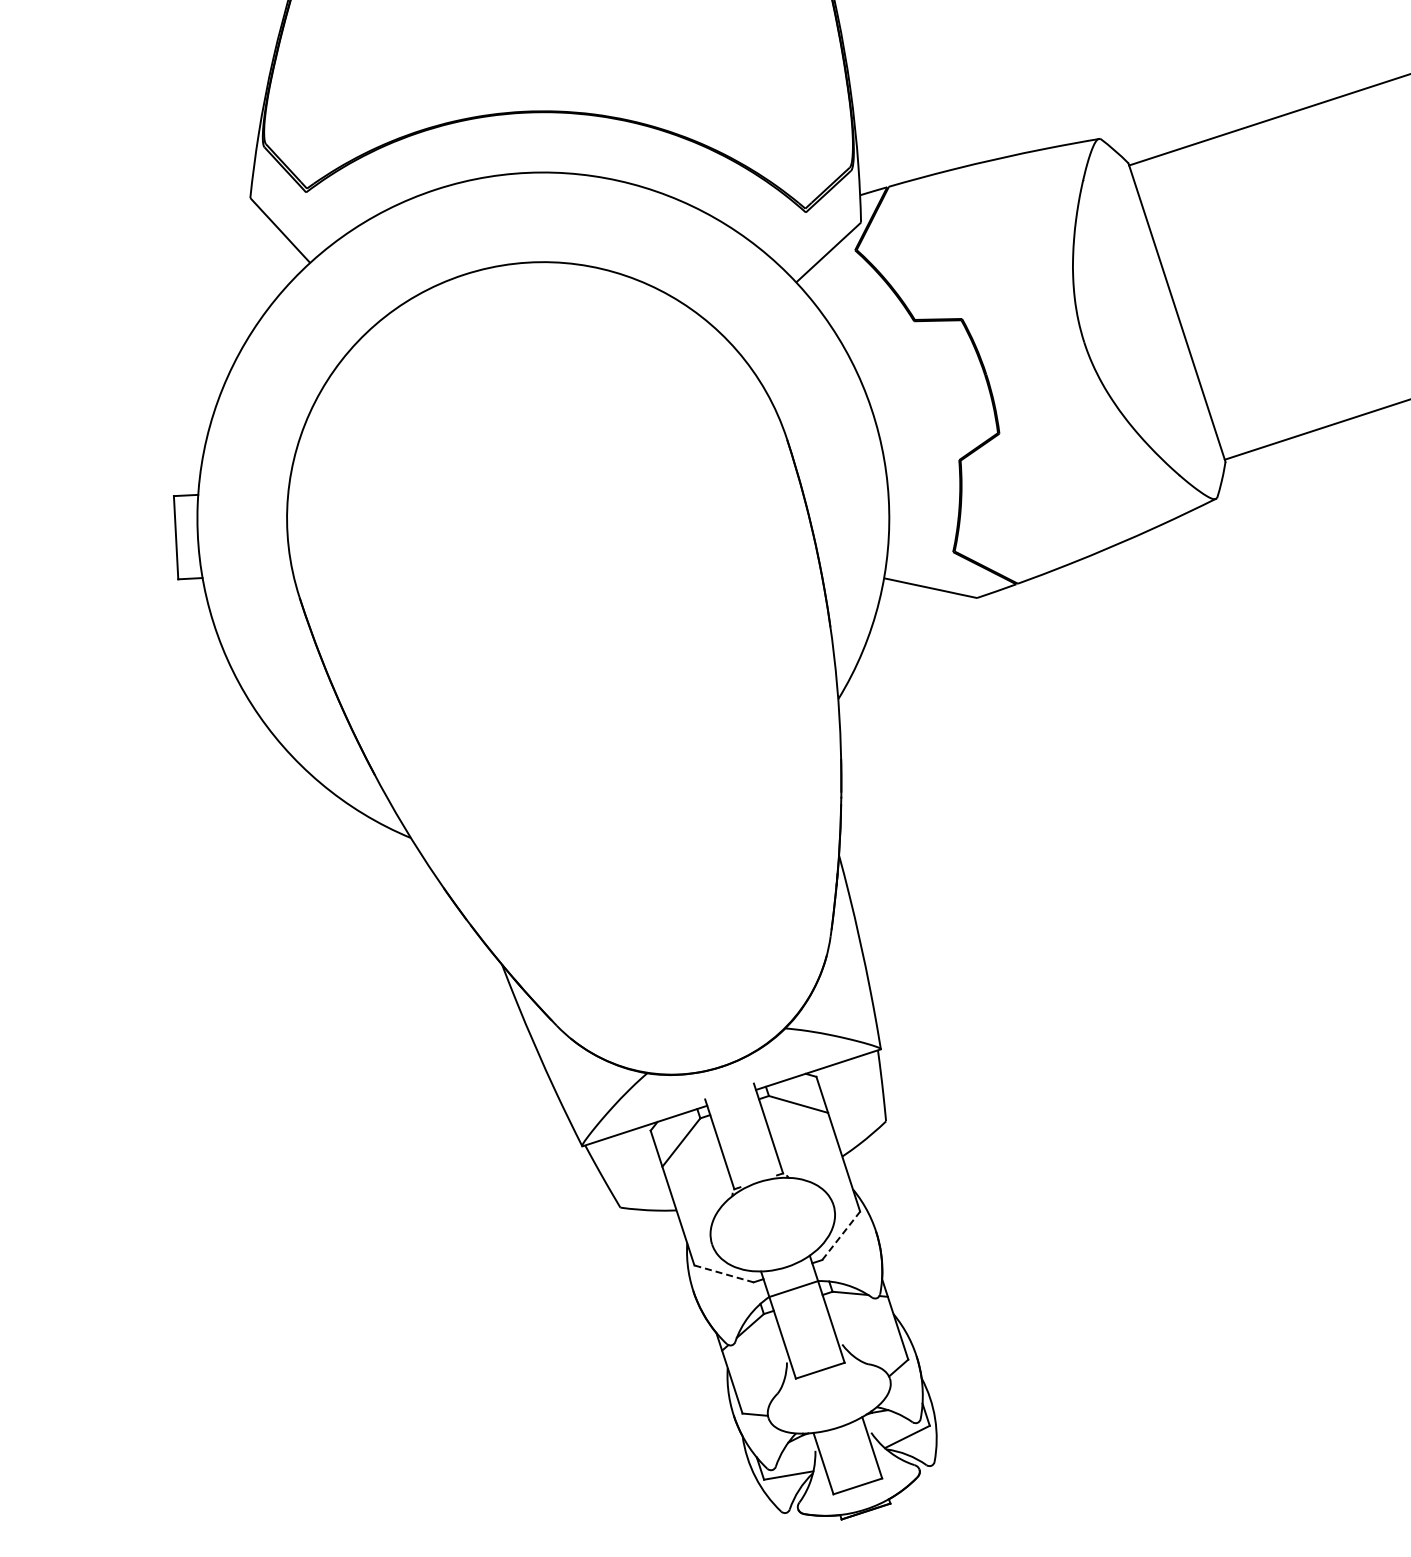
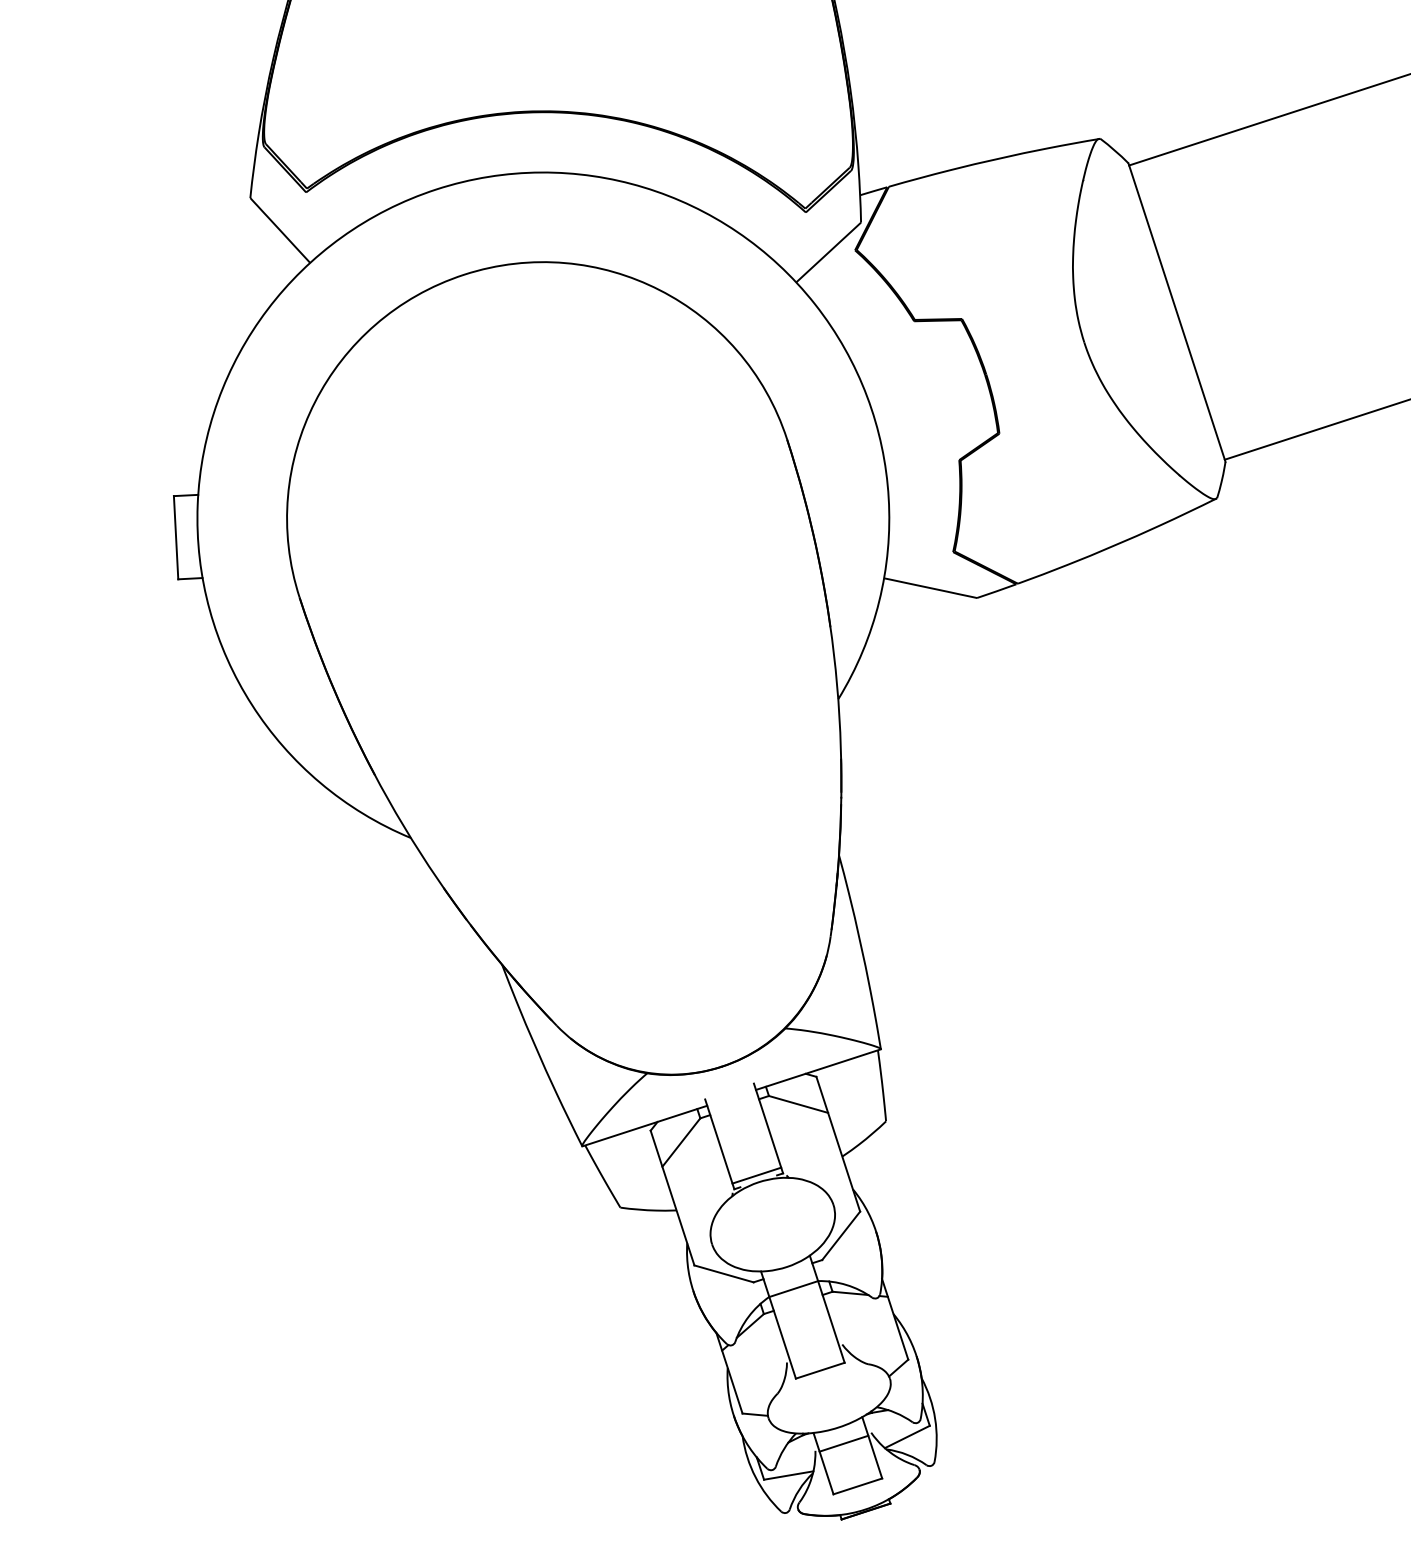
line: none -> present (756, 1175)
line: dashed -> solid (841, 1235)
line: dashed -> solid (724, 1273)
line: none -> present (843, 1443)
